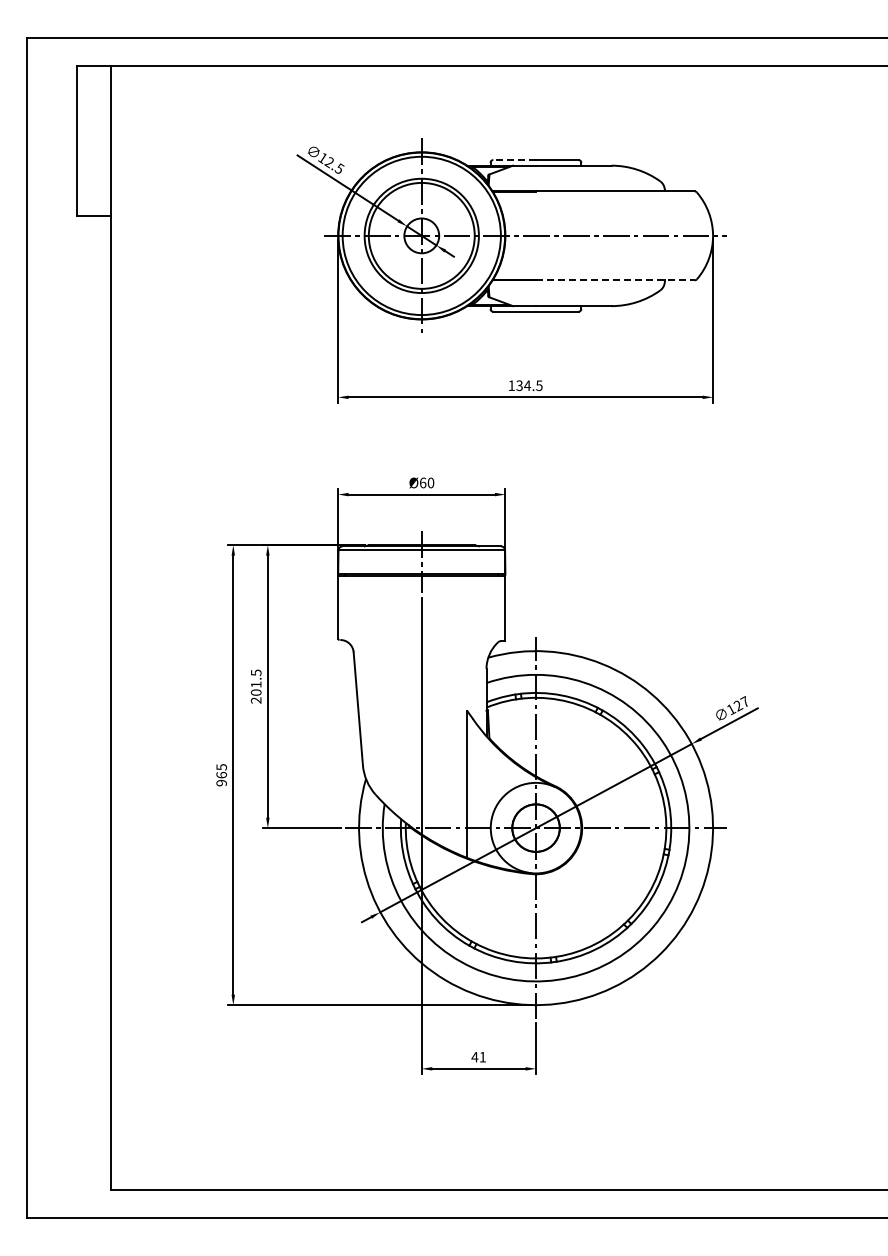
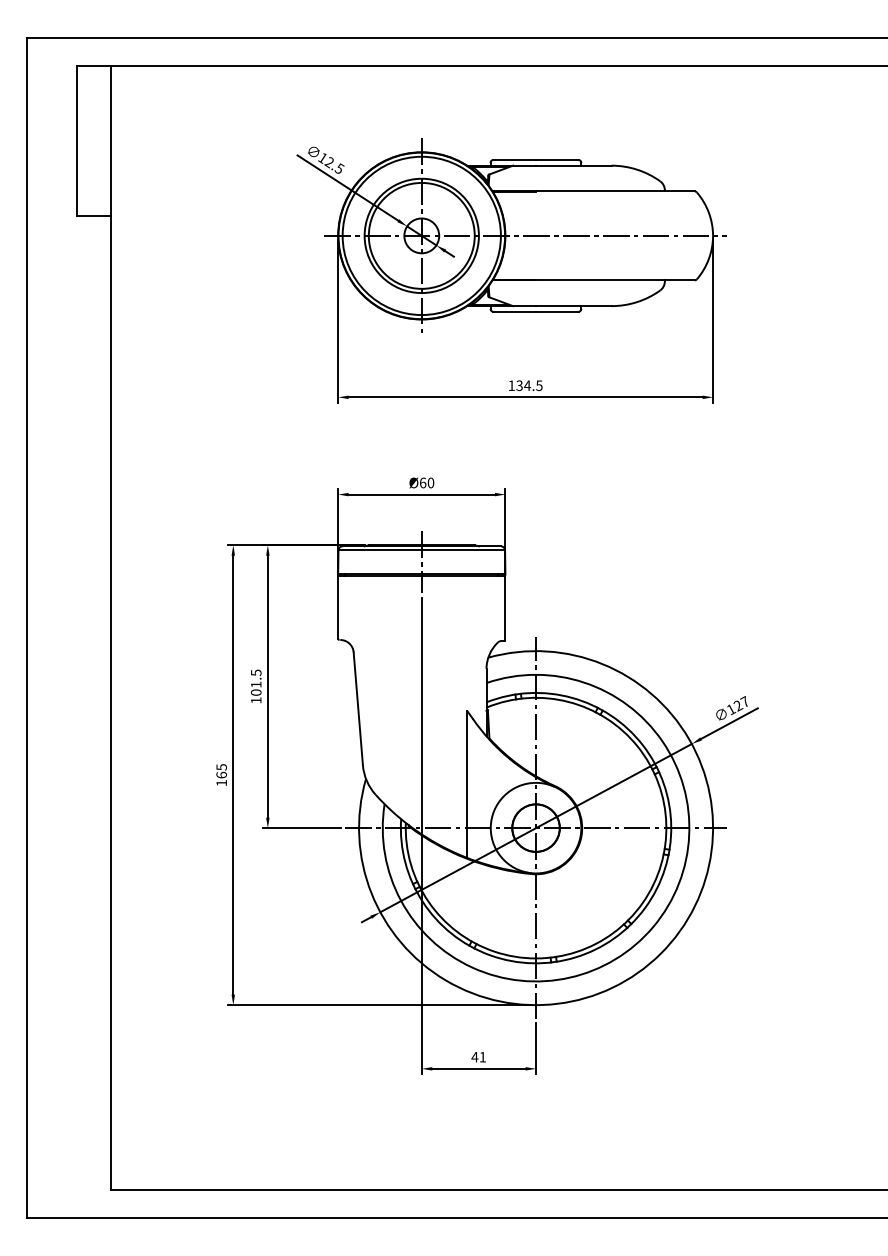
line: dashed -> solid (514, 160)
line: dashed -> solid (615, 280)
text: 201.5 -> 101.5 (255, 700)
text: 965 -> 165 (221, 783)
